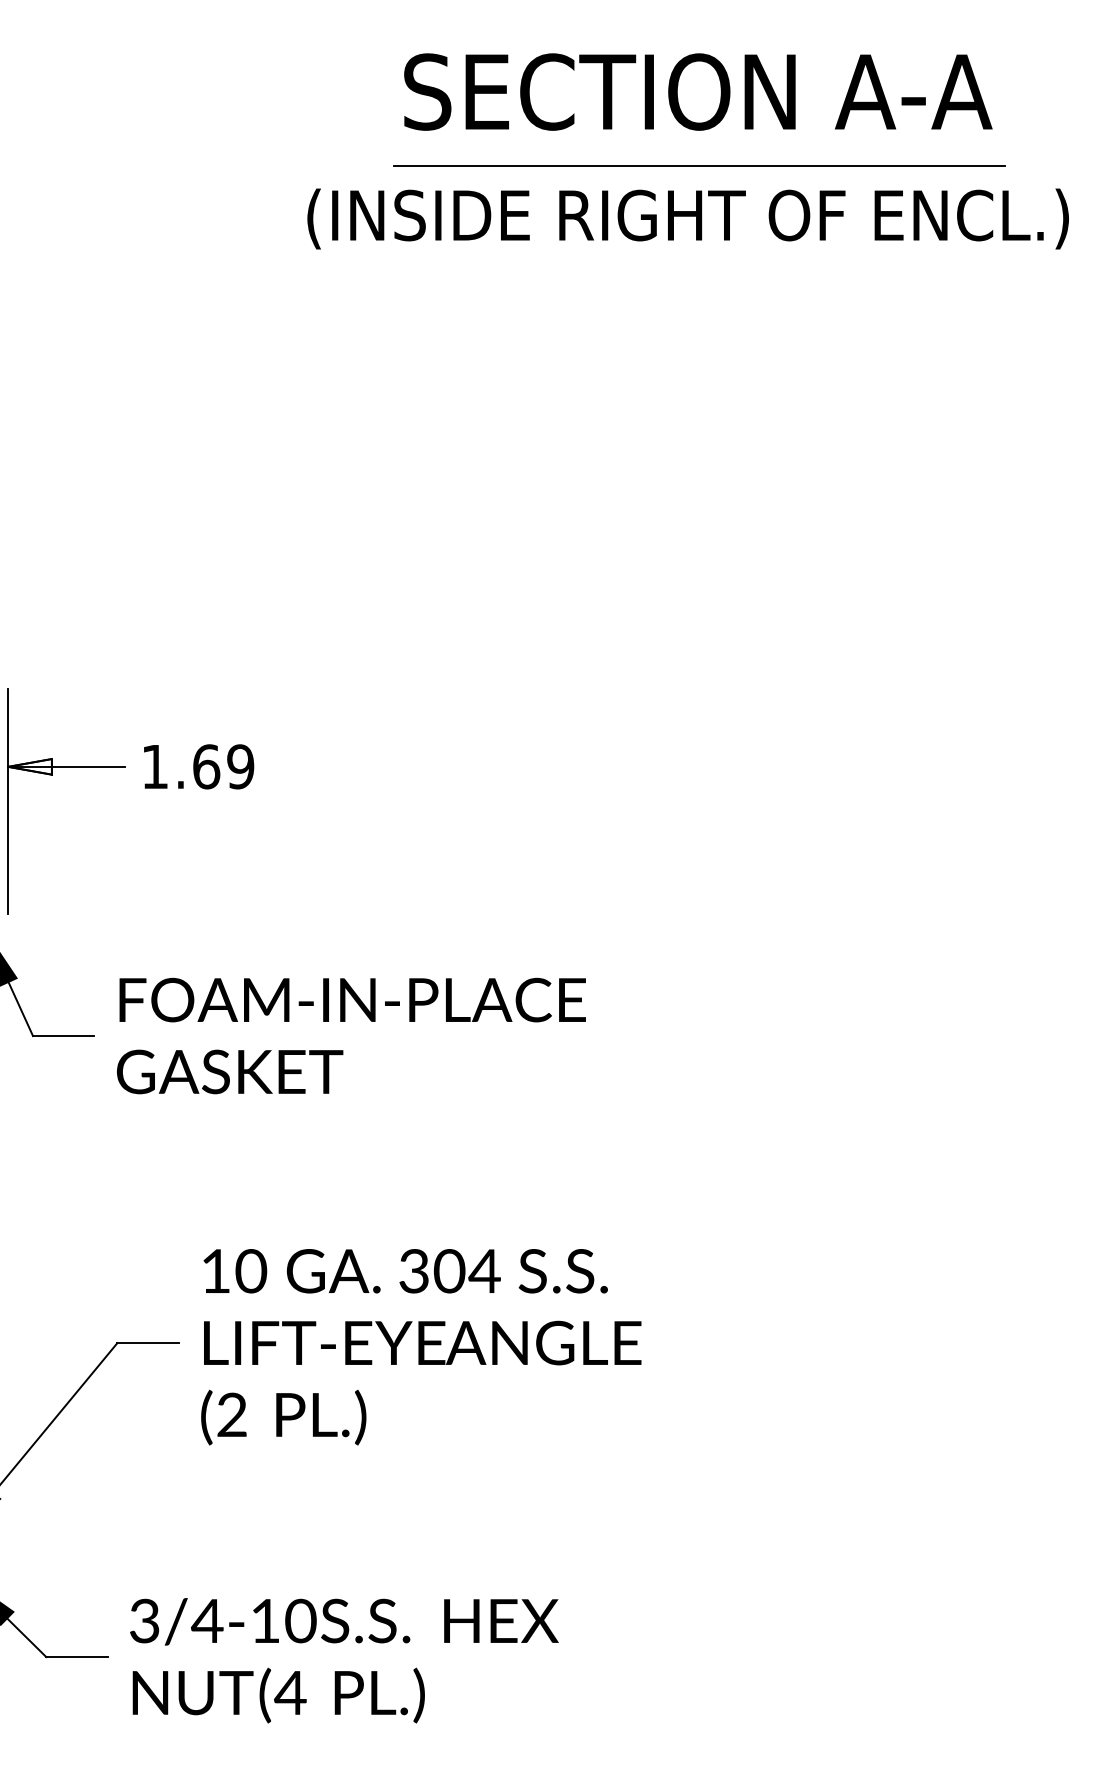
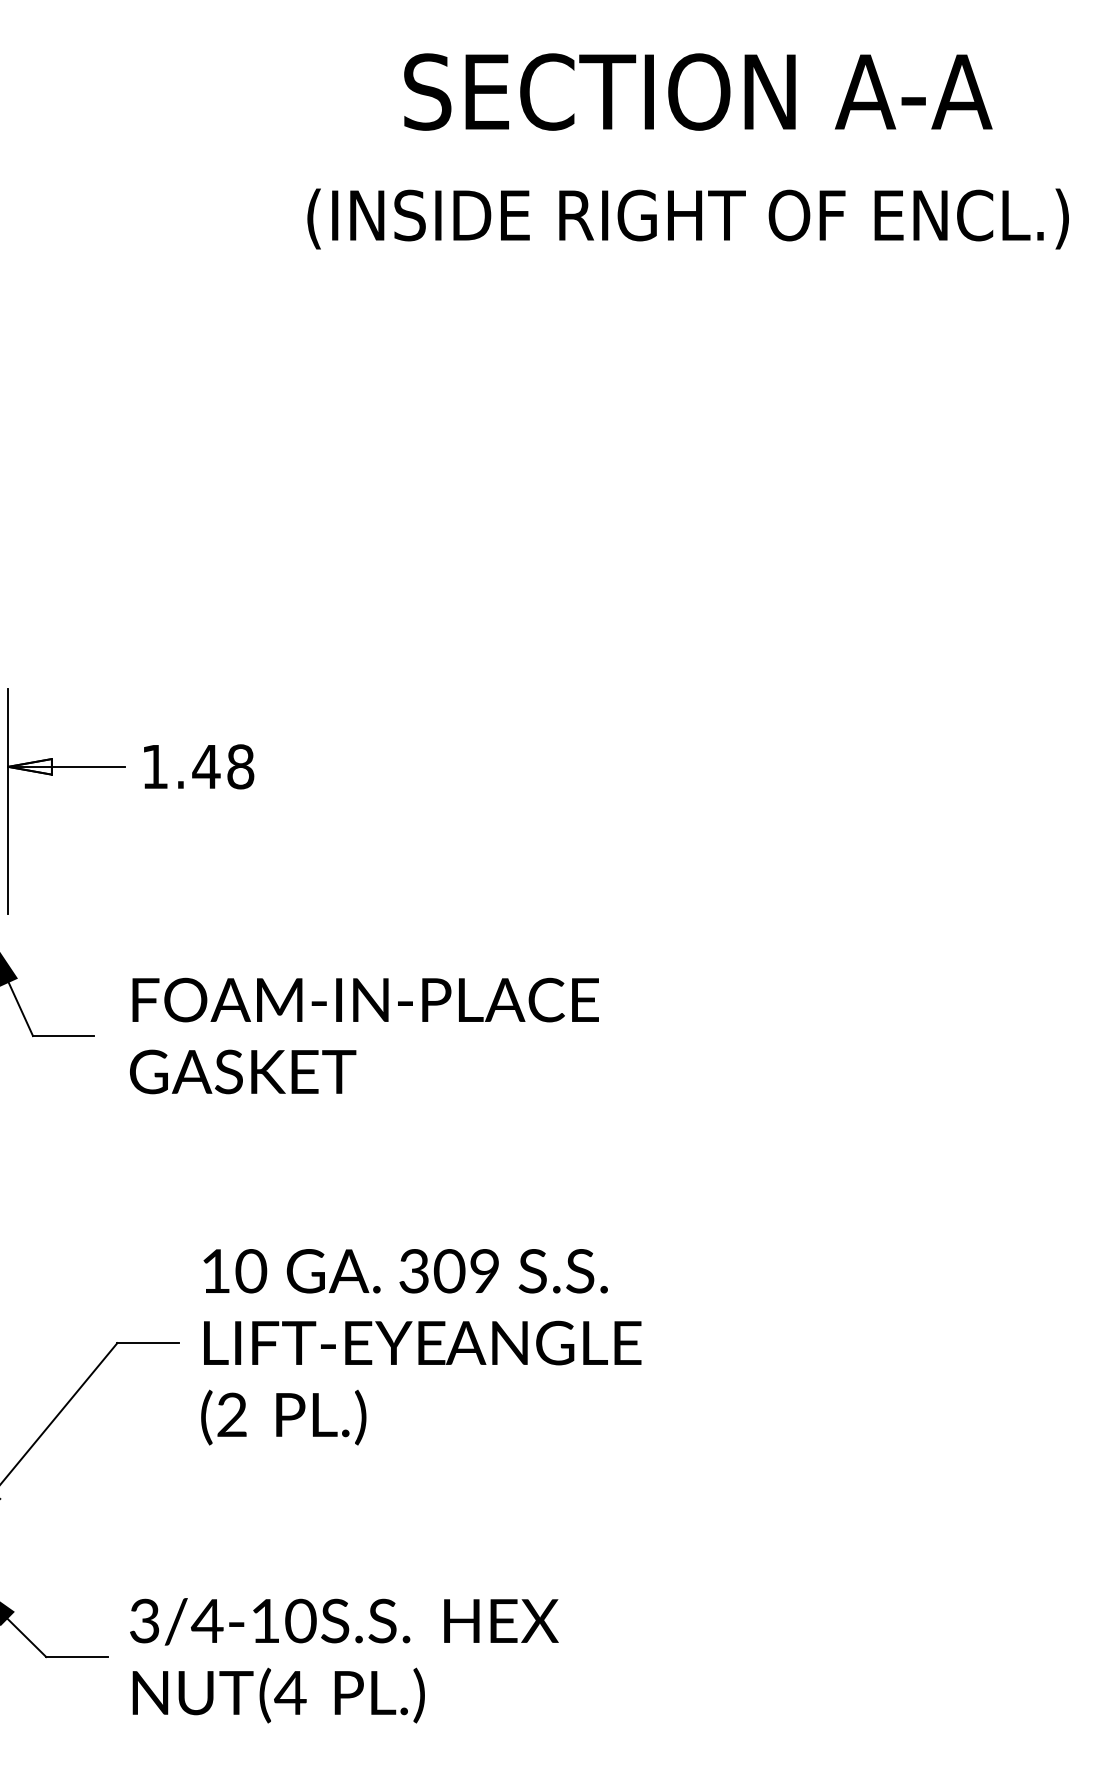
line: present -> none (699, 166)
text: 1.69 -> 1.48 (223, 766)
text position: (351, 1035) -> (364, 1035) (364, 1035)
text: 304 -> 309 (484, 1270)
